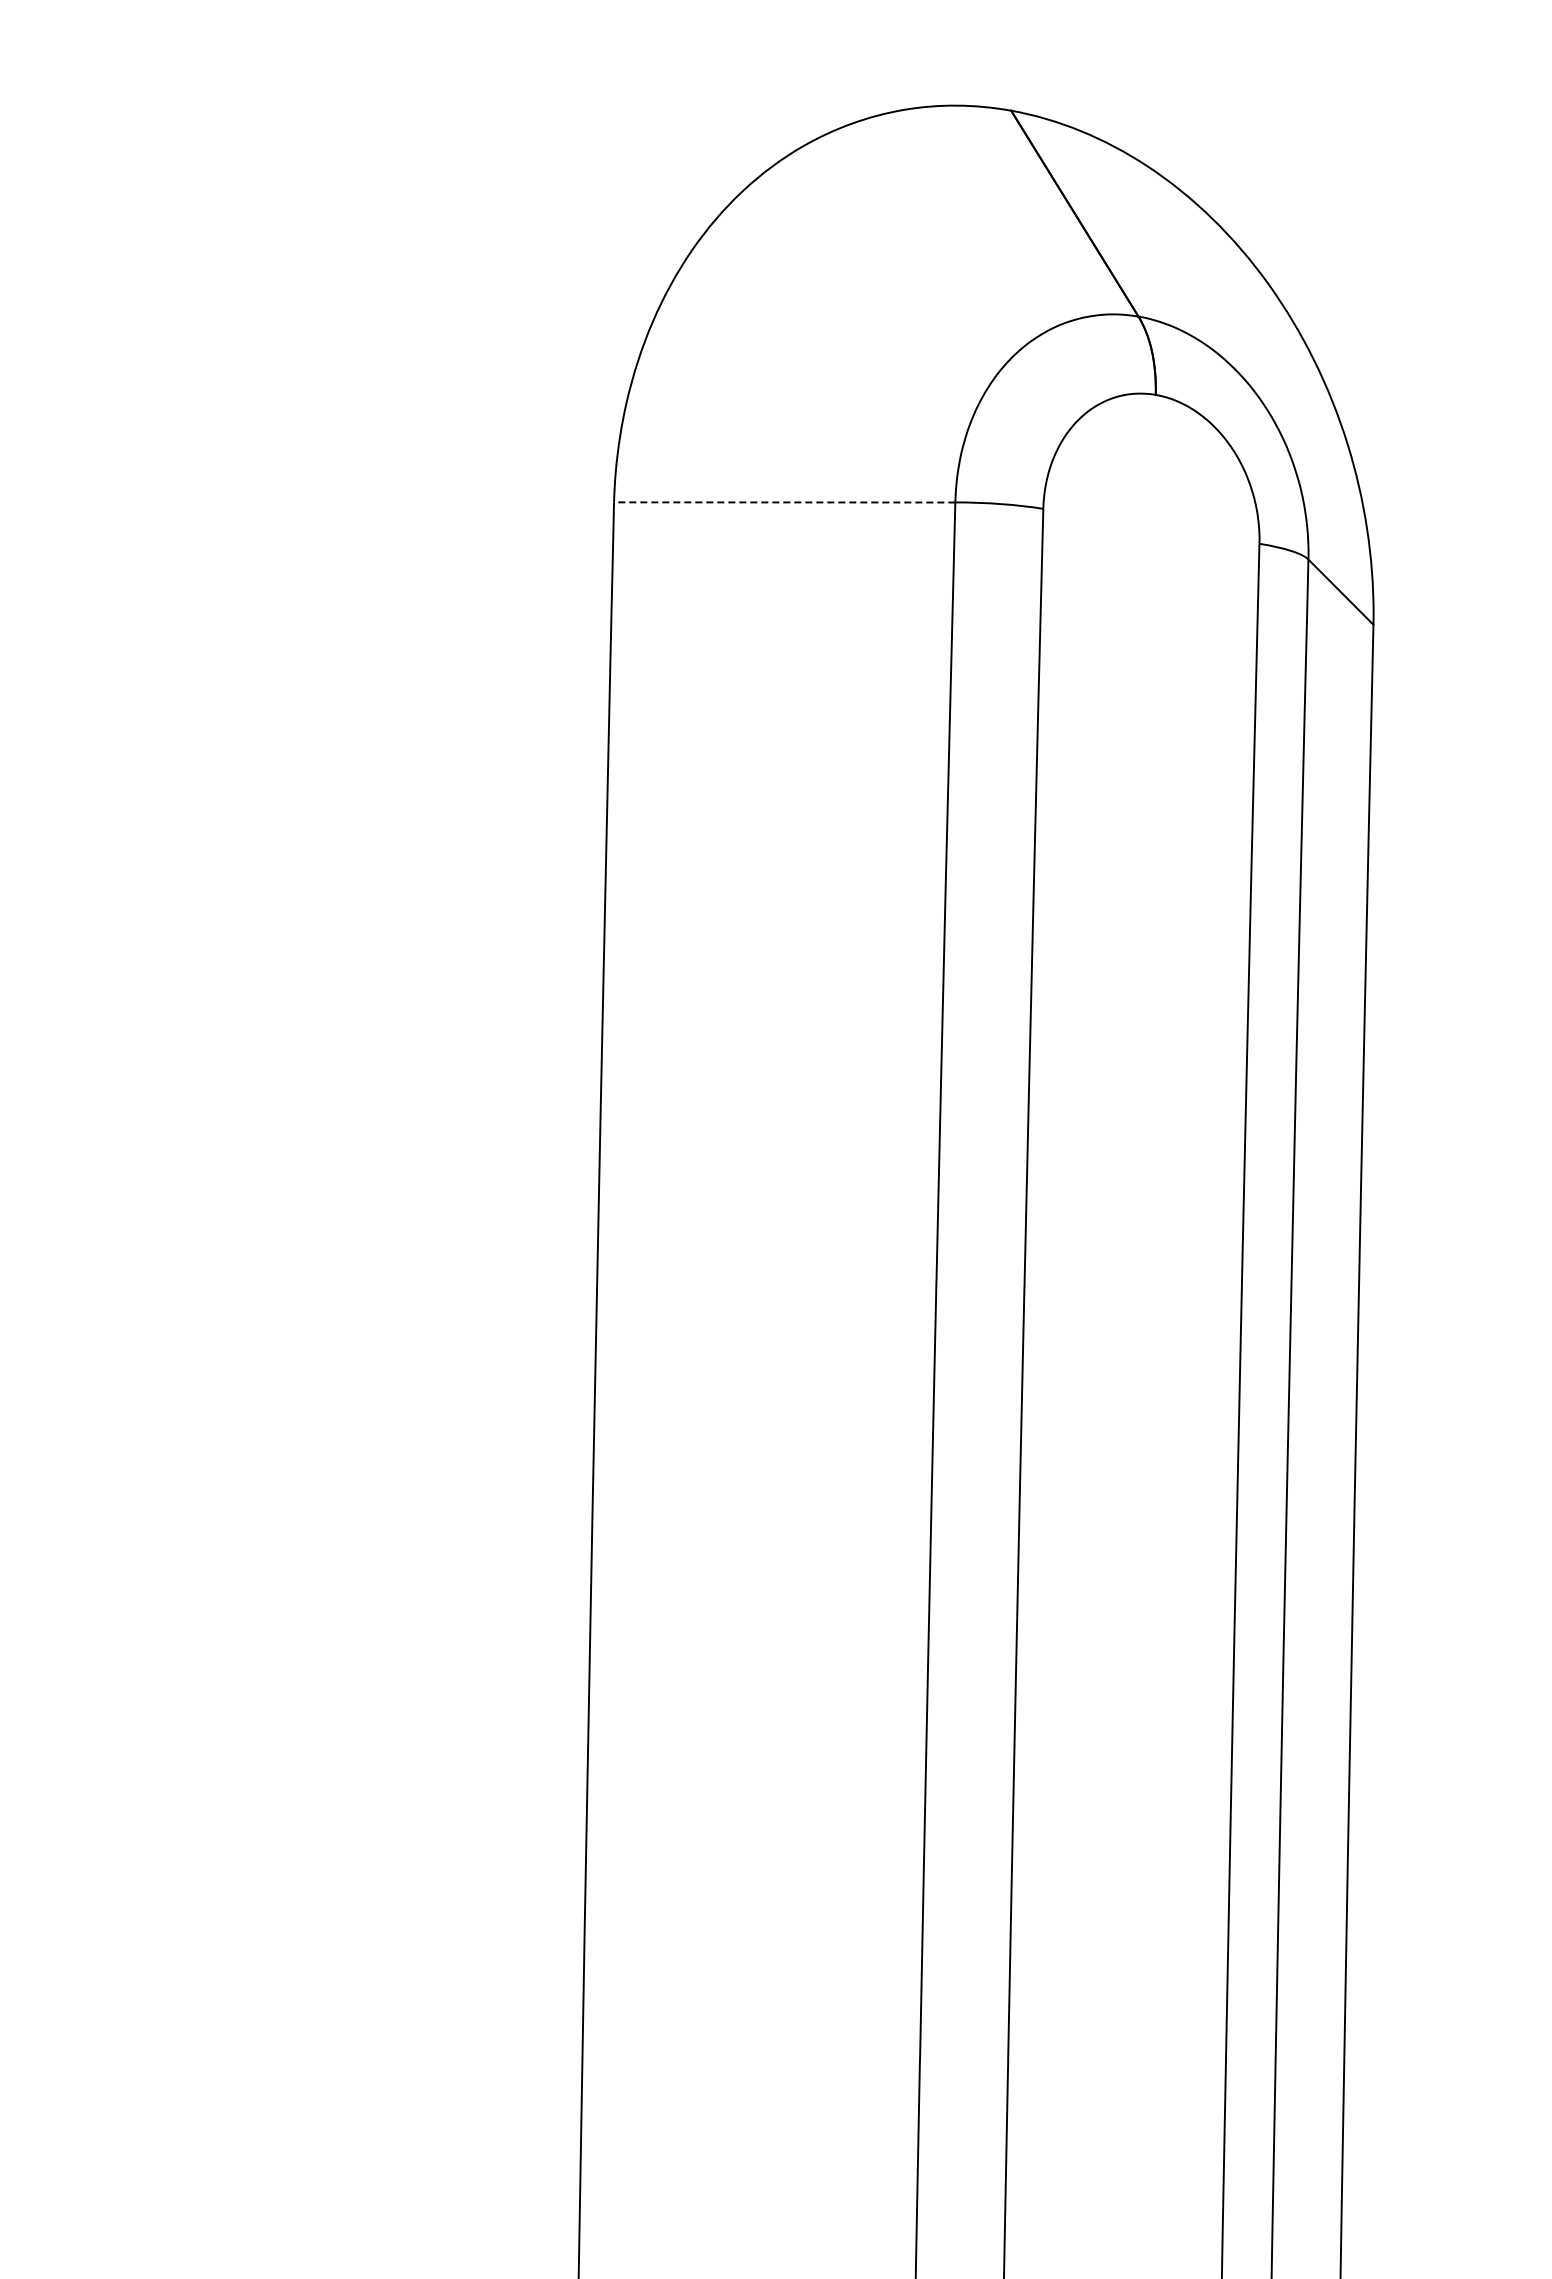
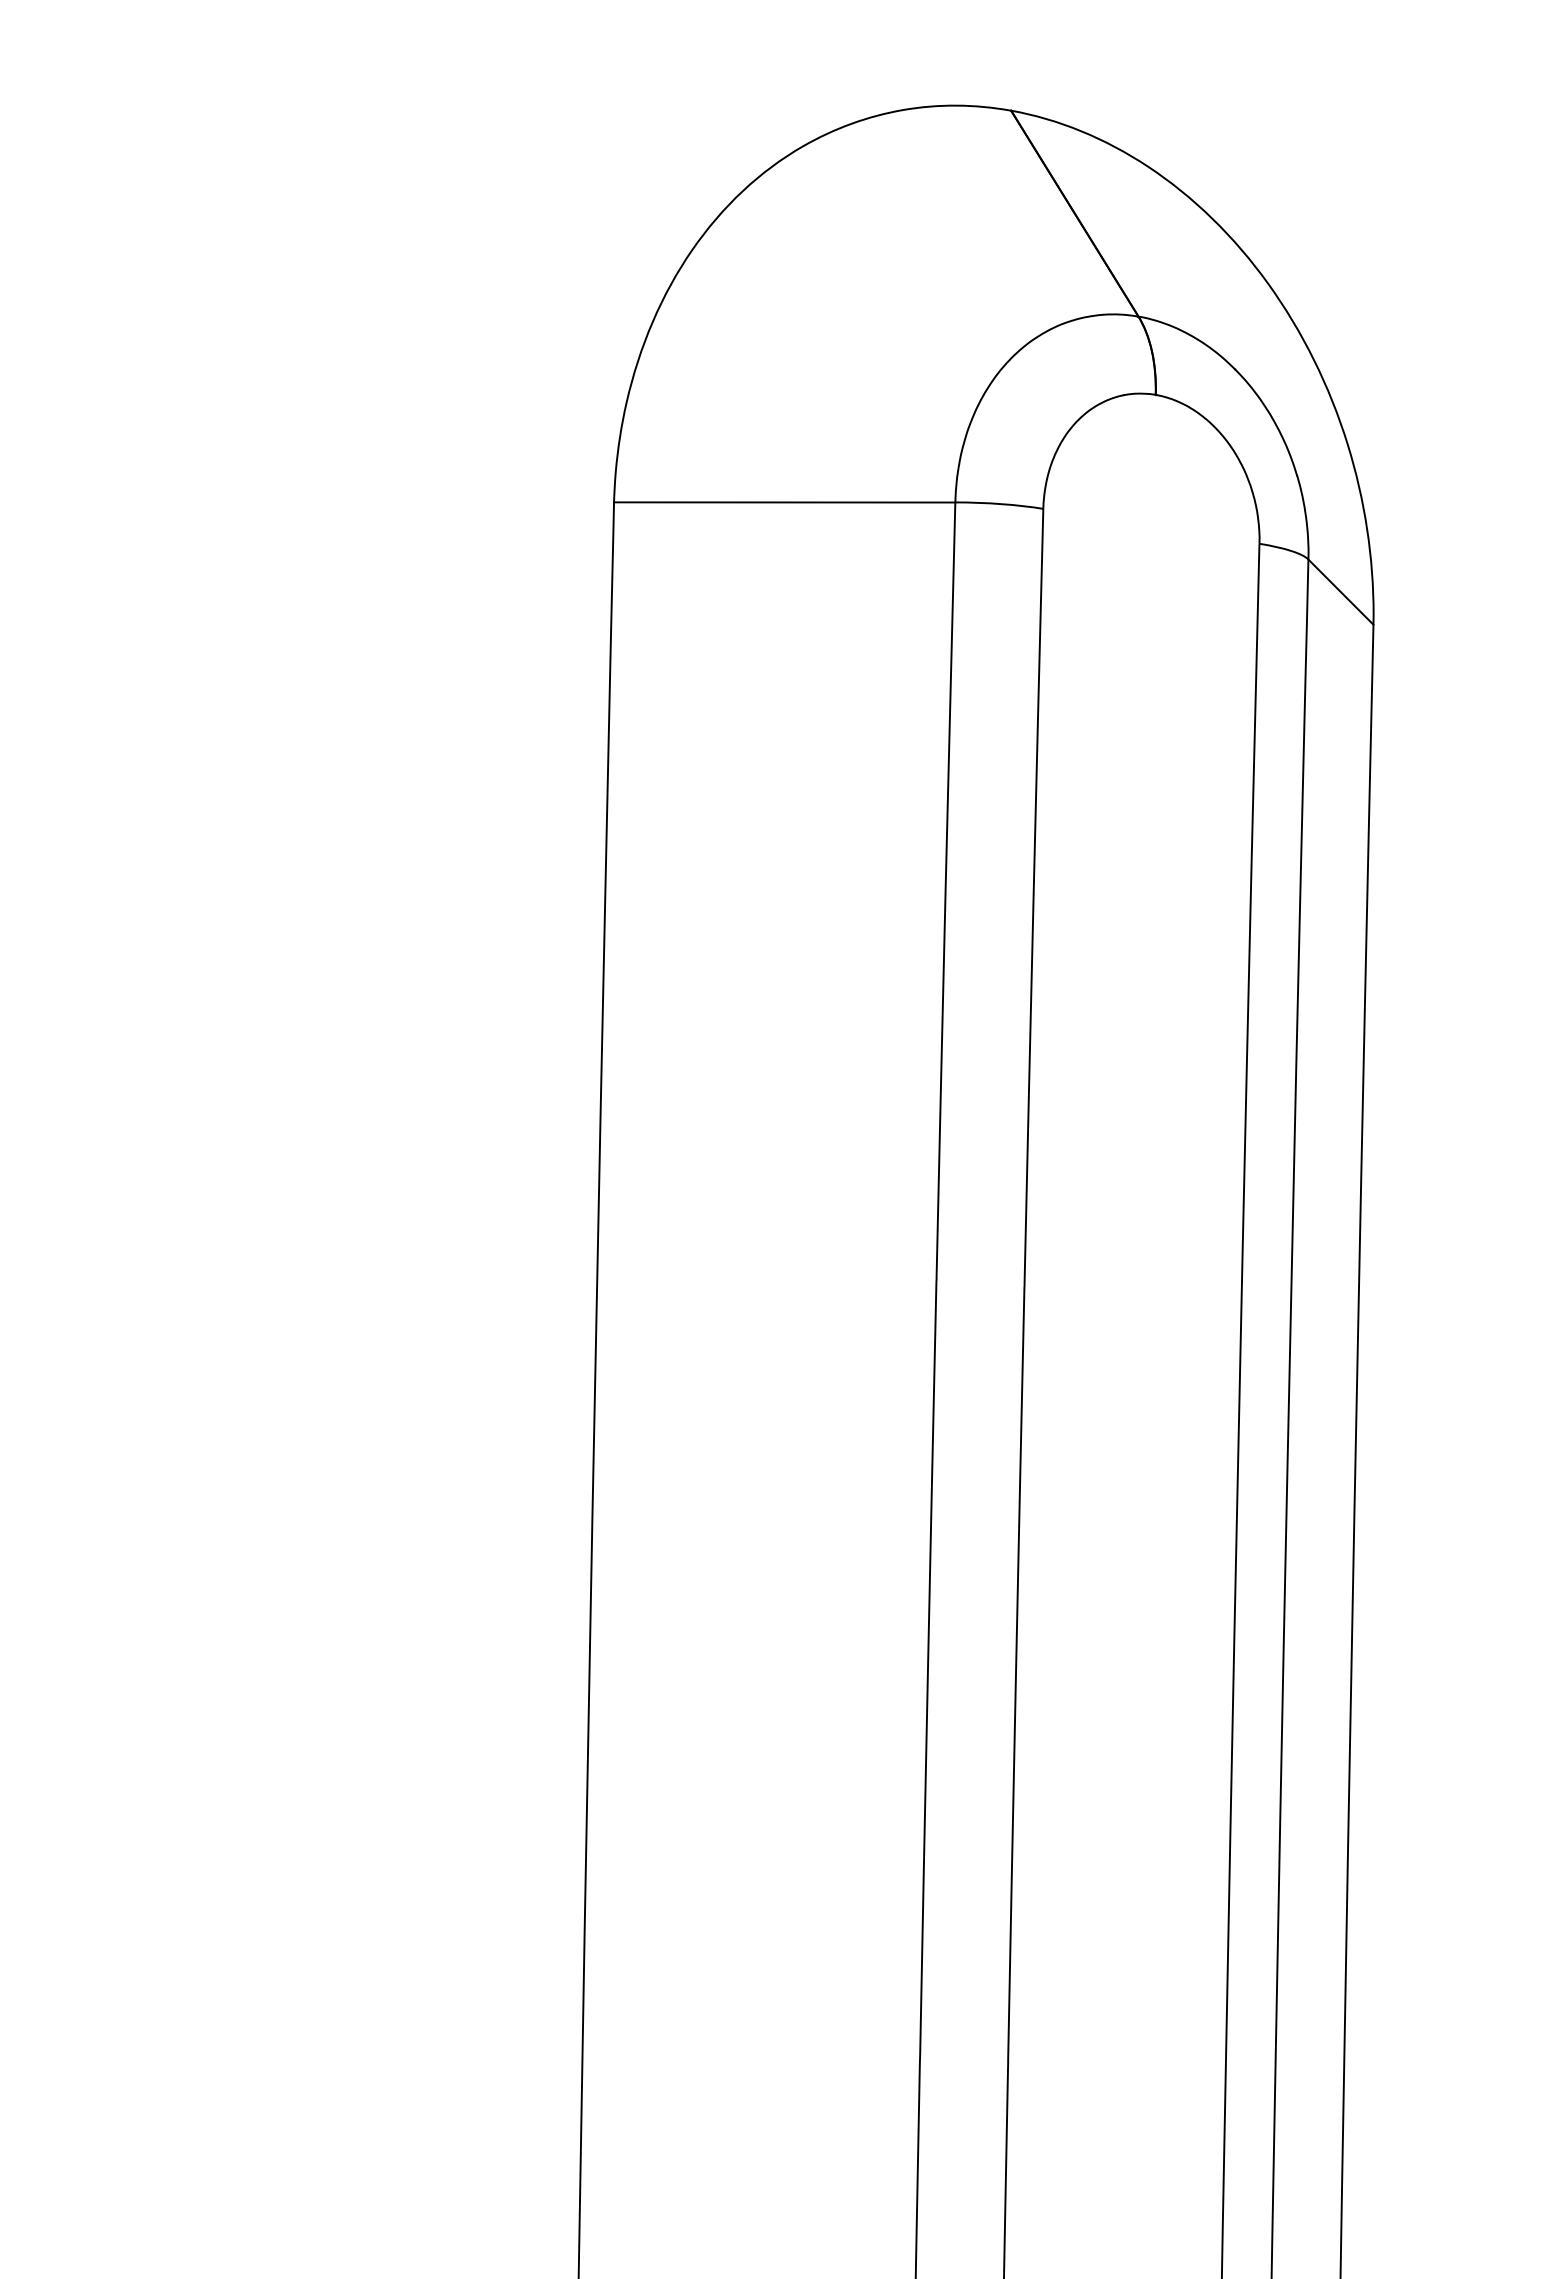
line: dashed -> solid (784, 502)
